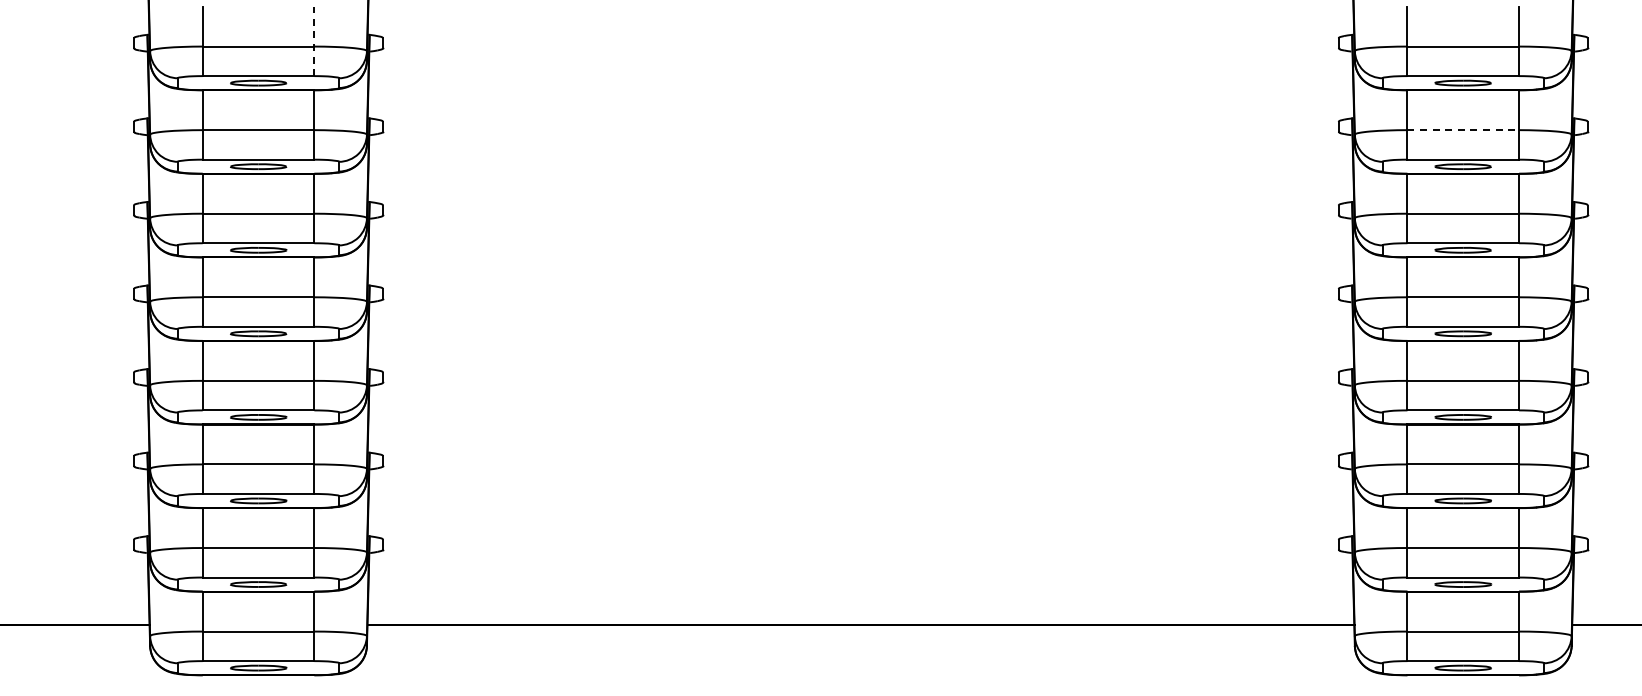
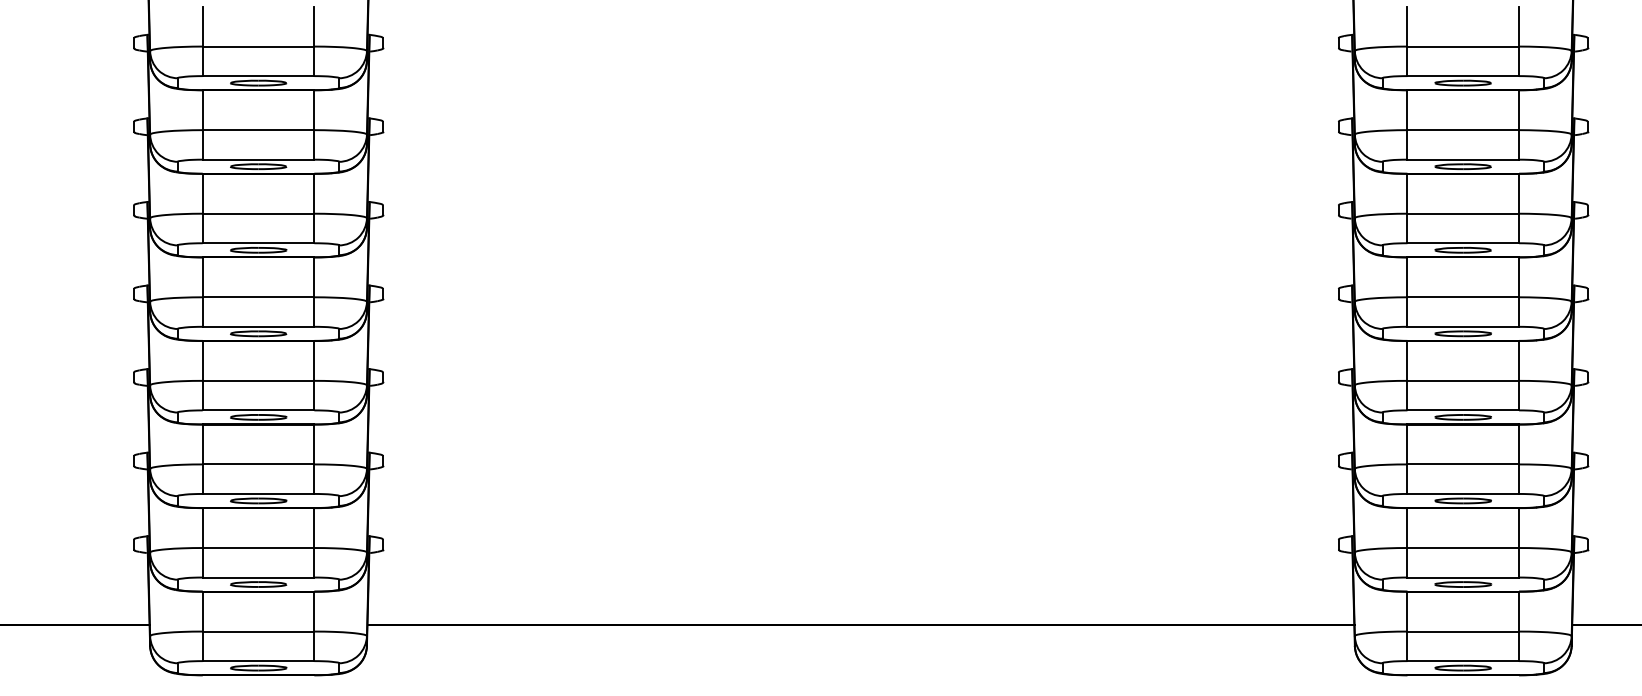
line: dashed -> solid (314, 41)
line: dashed -> solid (1463, 130)
